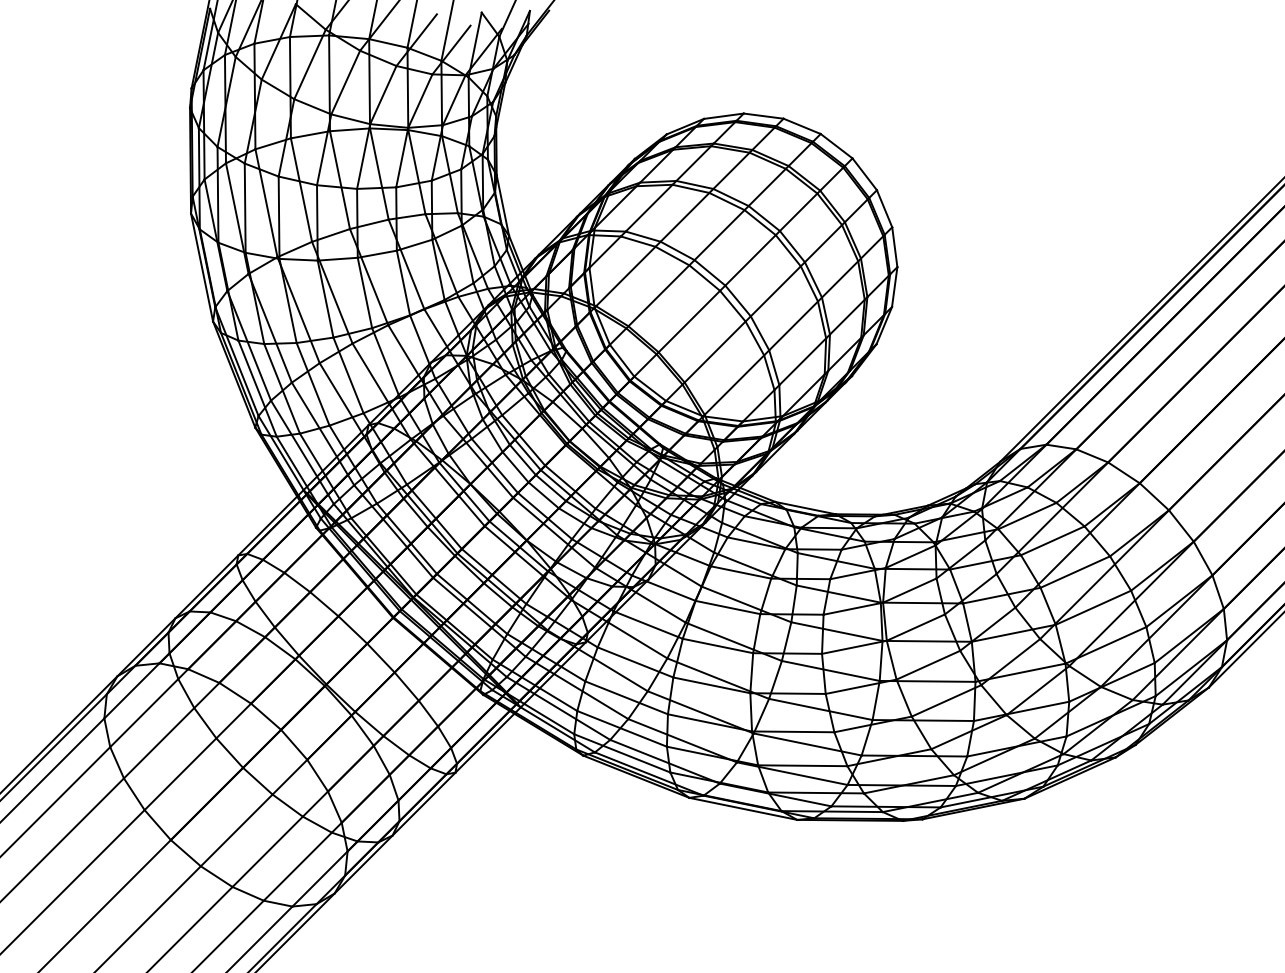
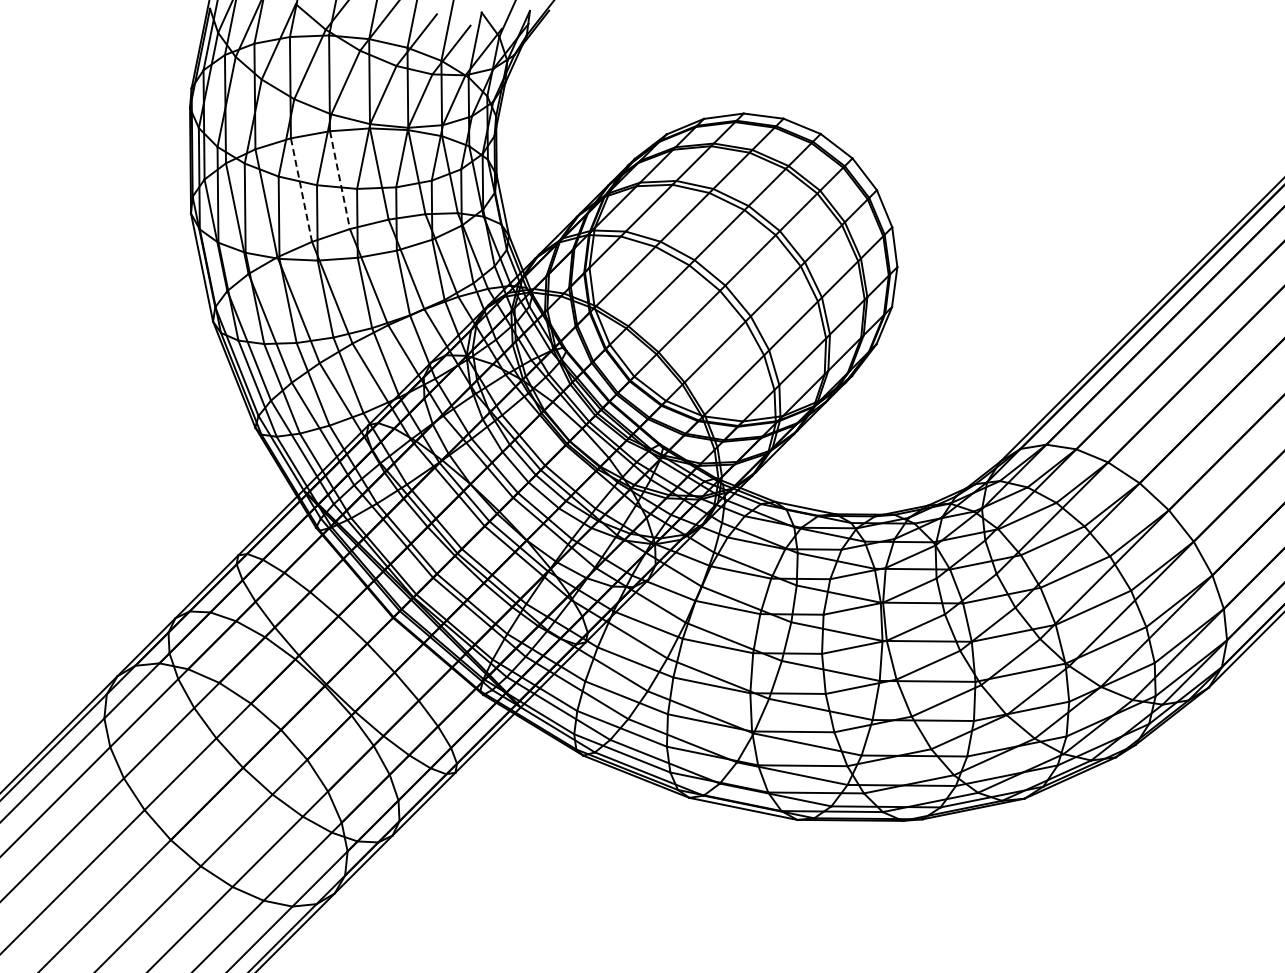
line: solid -> dashed (340, 180)
line: solid -> dashed (301, 190)
